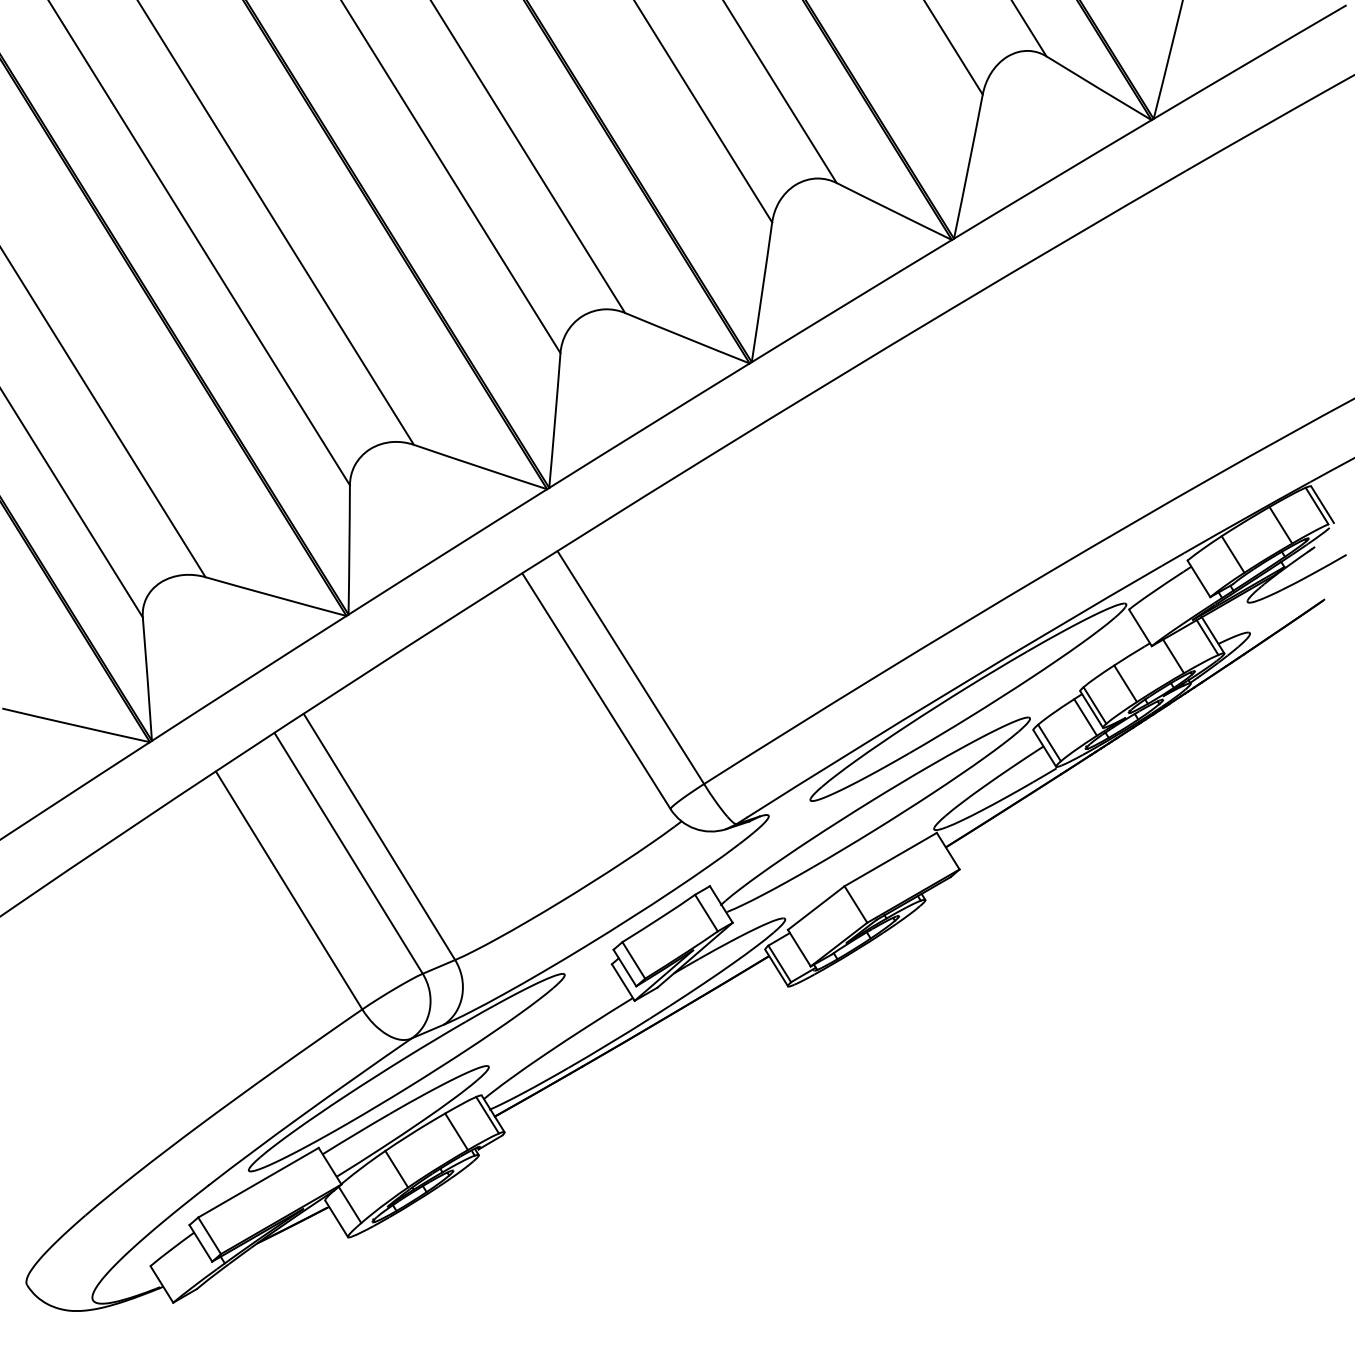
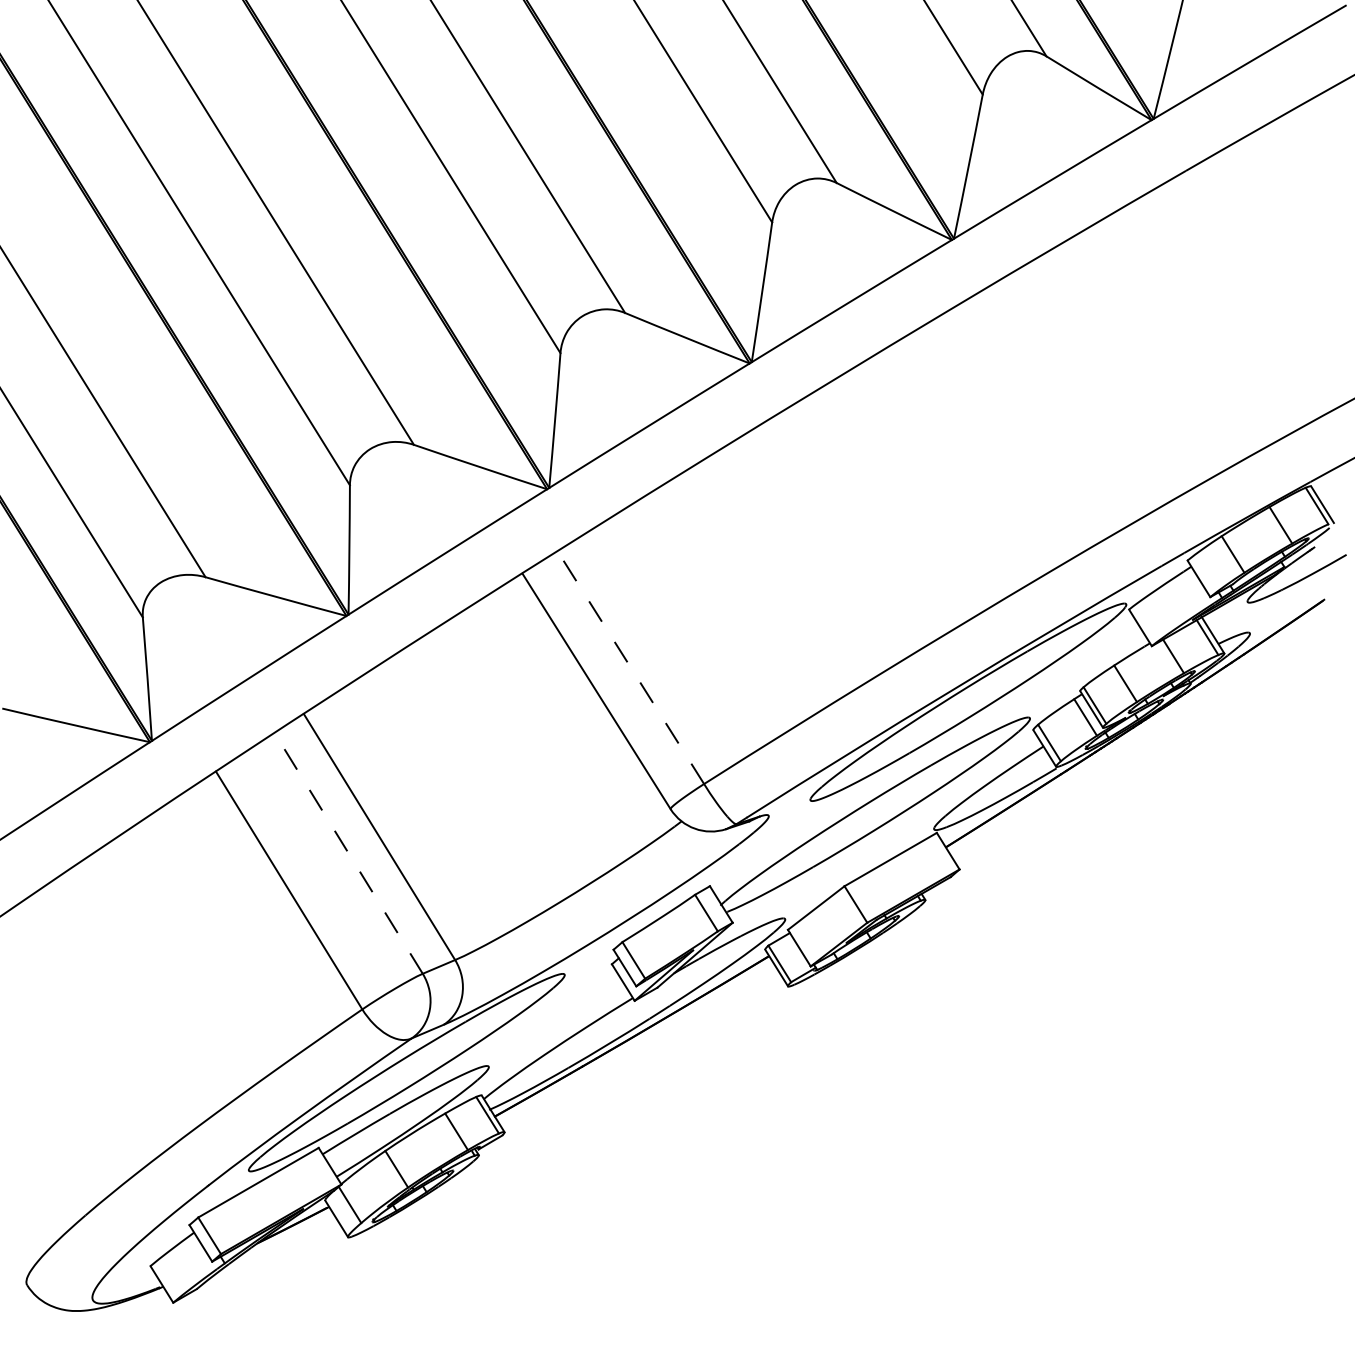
line: solid -> dashed (630, 667)
line: solid -> dashed (348, 853)
